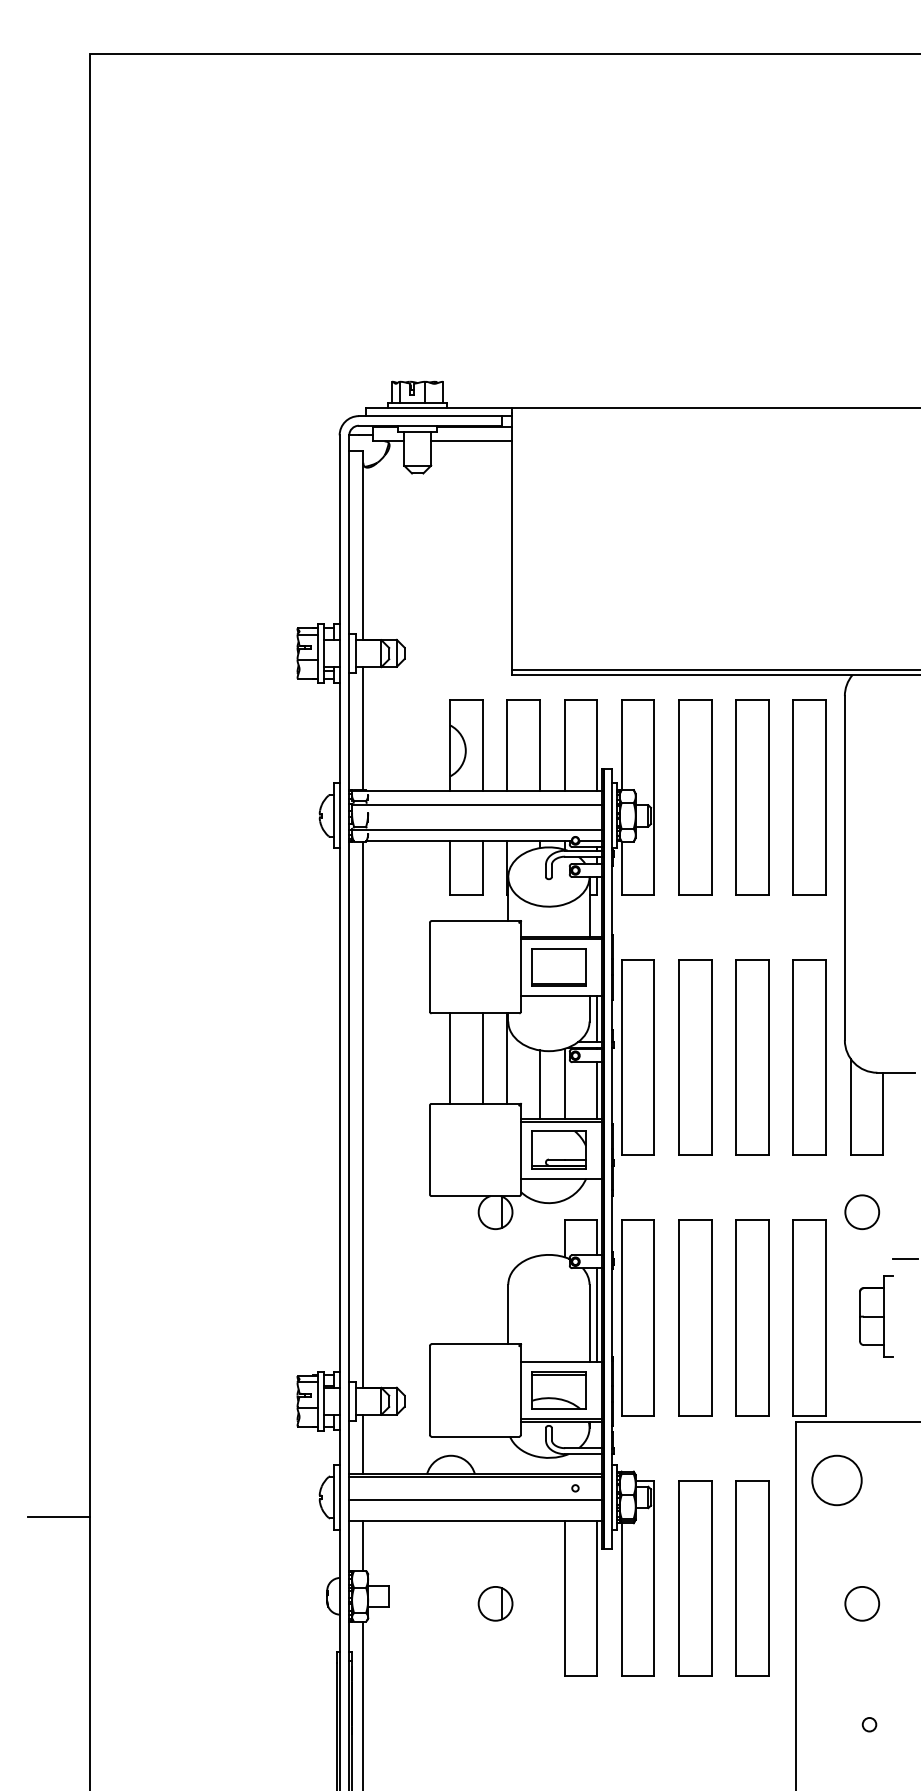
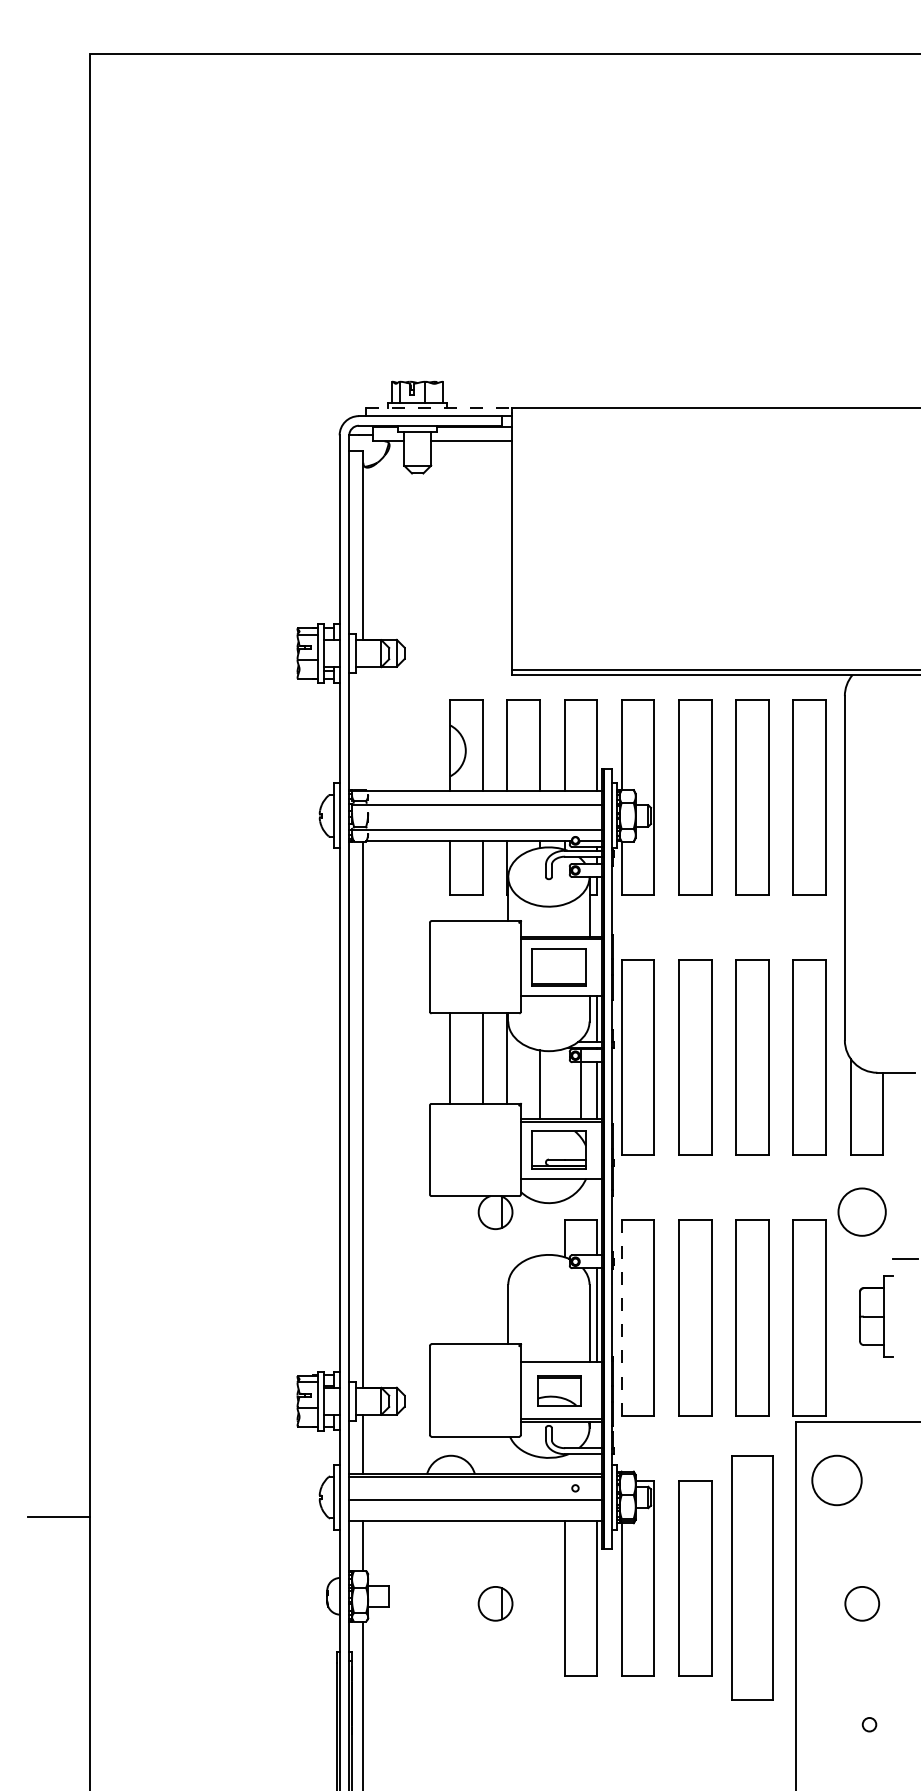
line: solid -> dashed (439, 408)
line: present -> none (363, 728)
line position: (564, 1083) -> (580, 1083) (580, 1083)
circle size: 37x37 px -> 50x50 px (861, 1211)
line: solid -> dashed (621, 1317)
part size: 56x39 px -> 45x32 px (559, 1390)
part size: 35x197 px -> 43x246 px (752, 1577)
